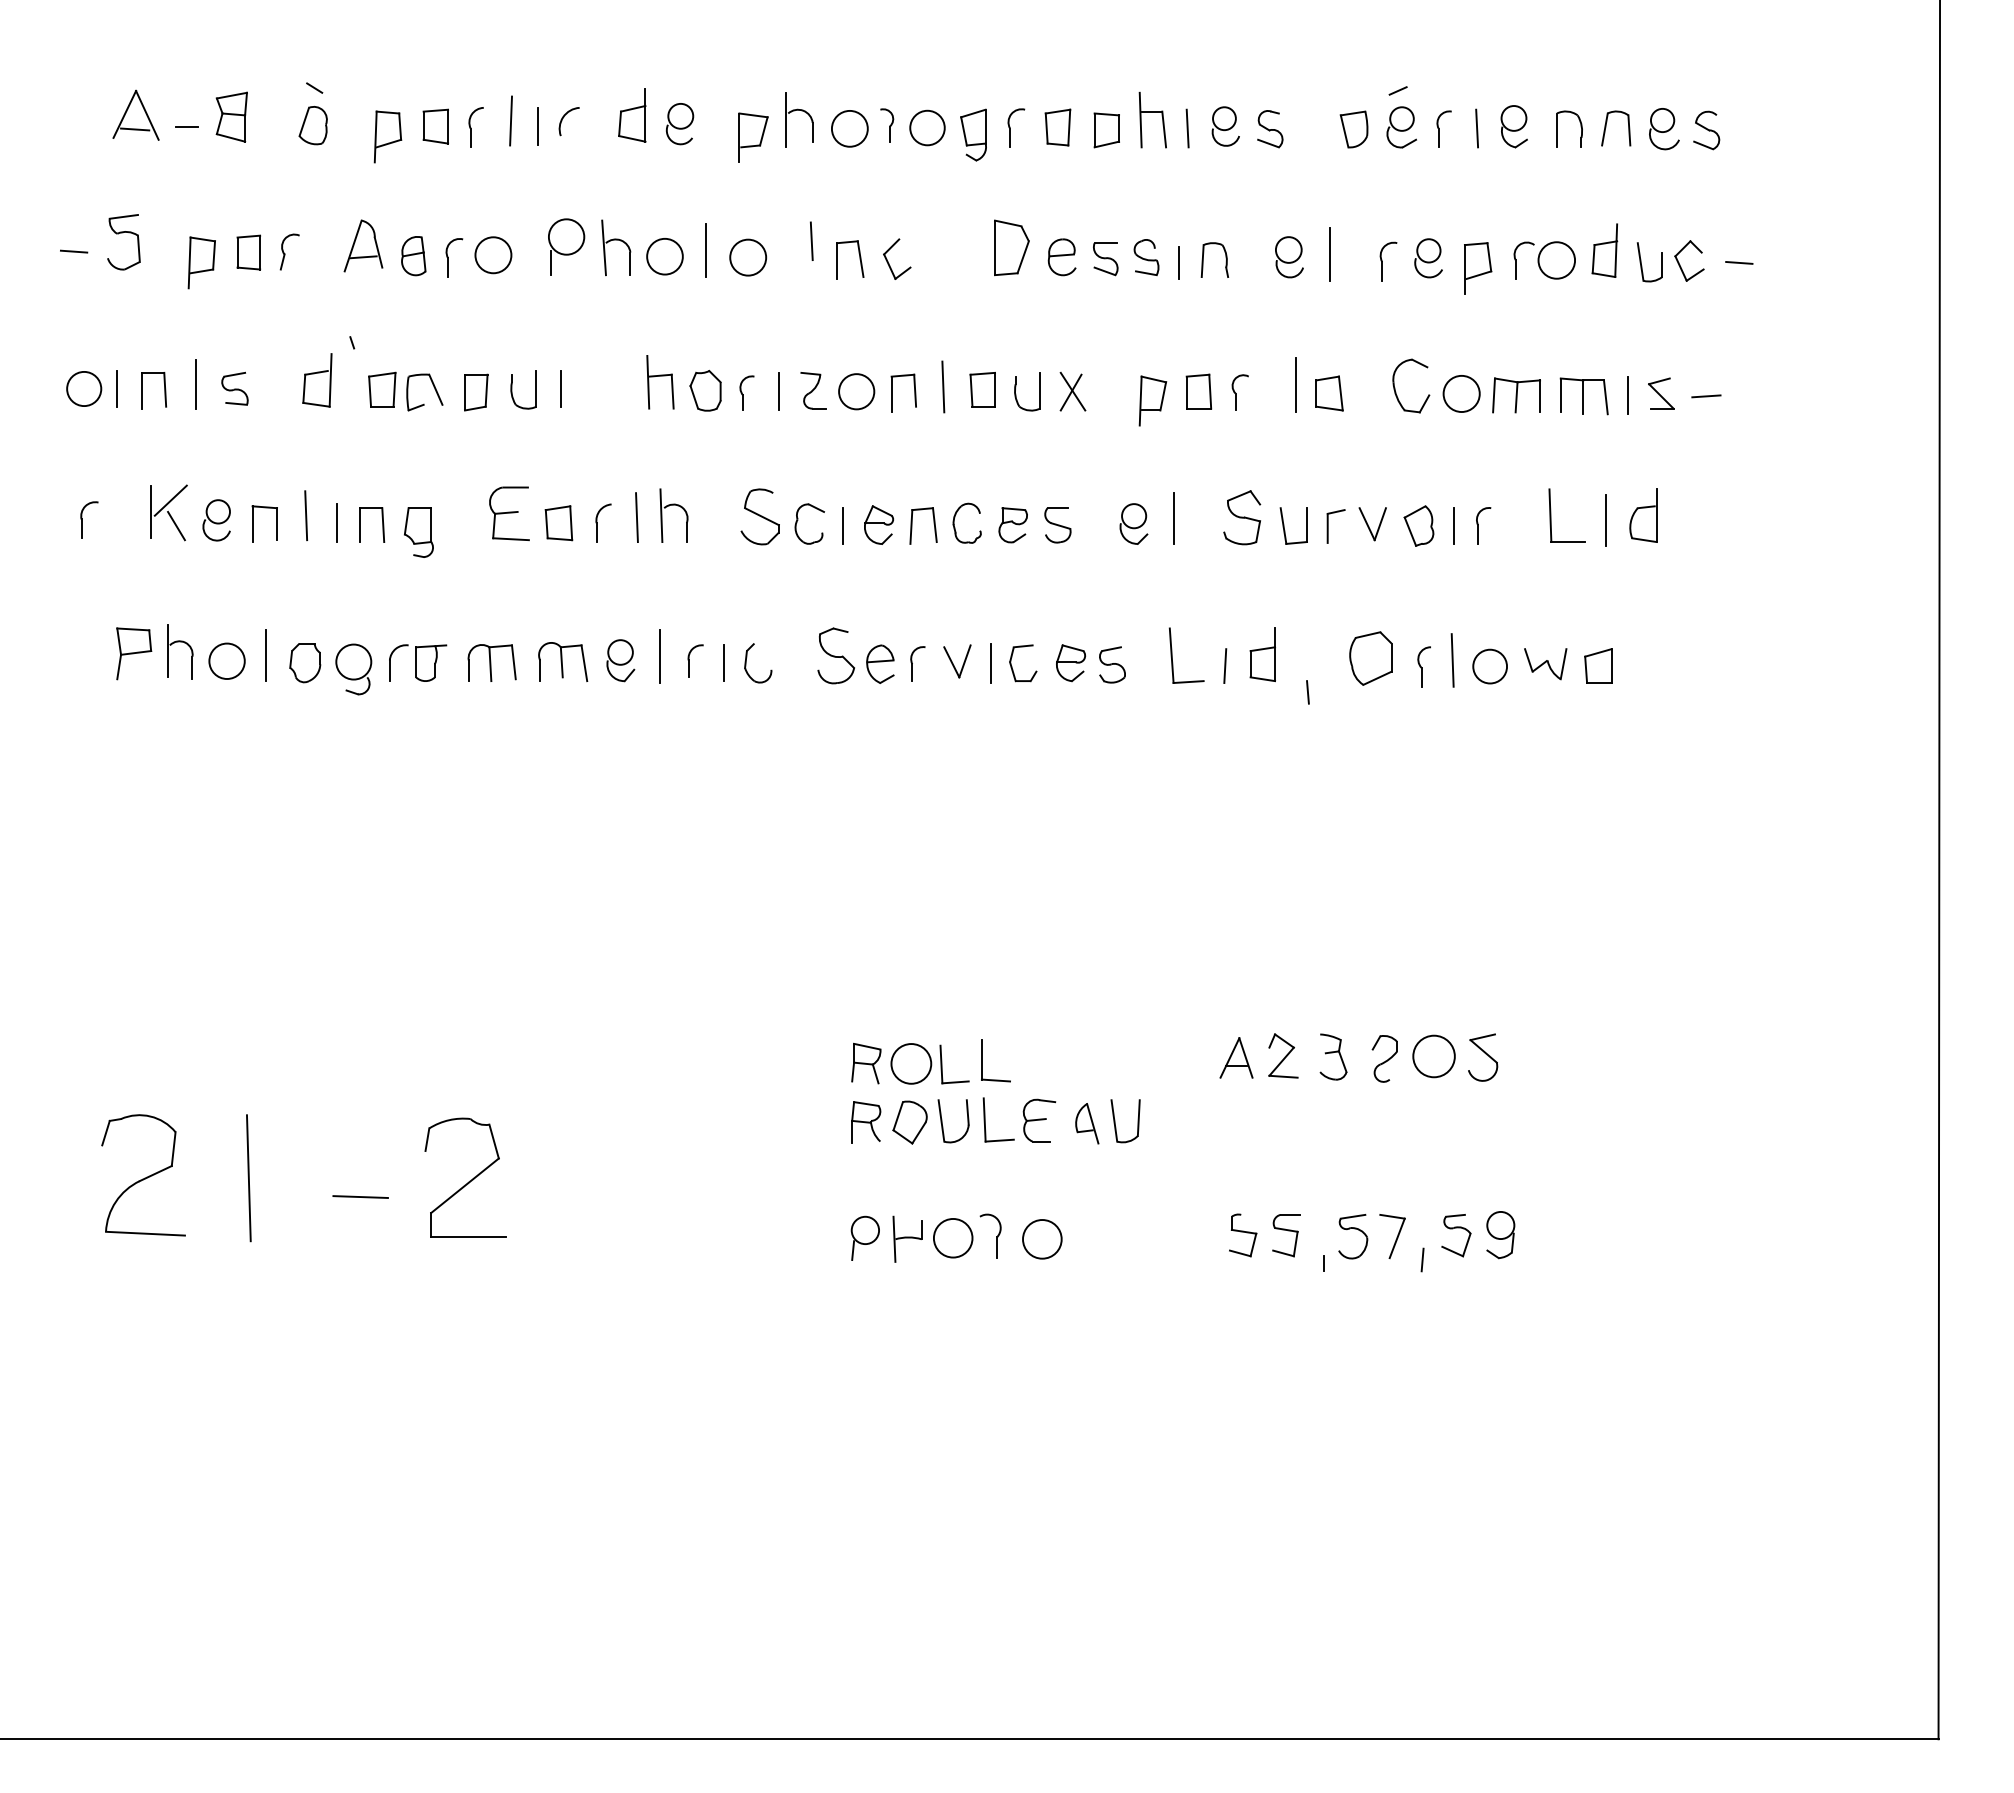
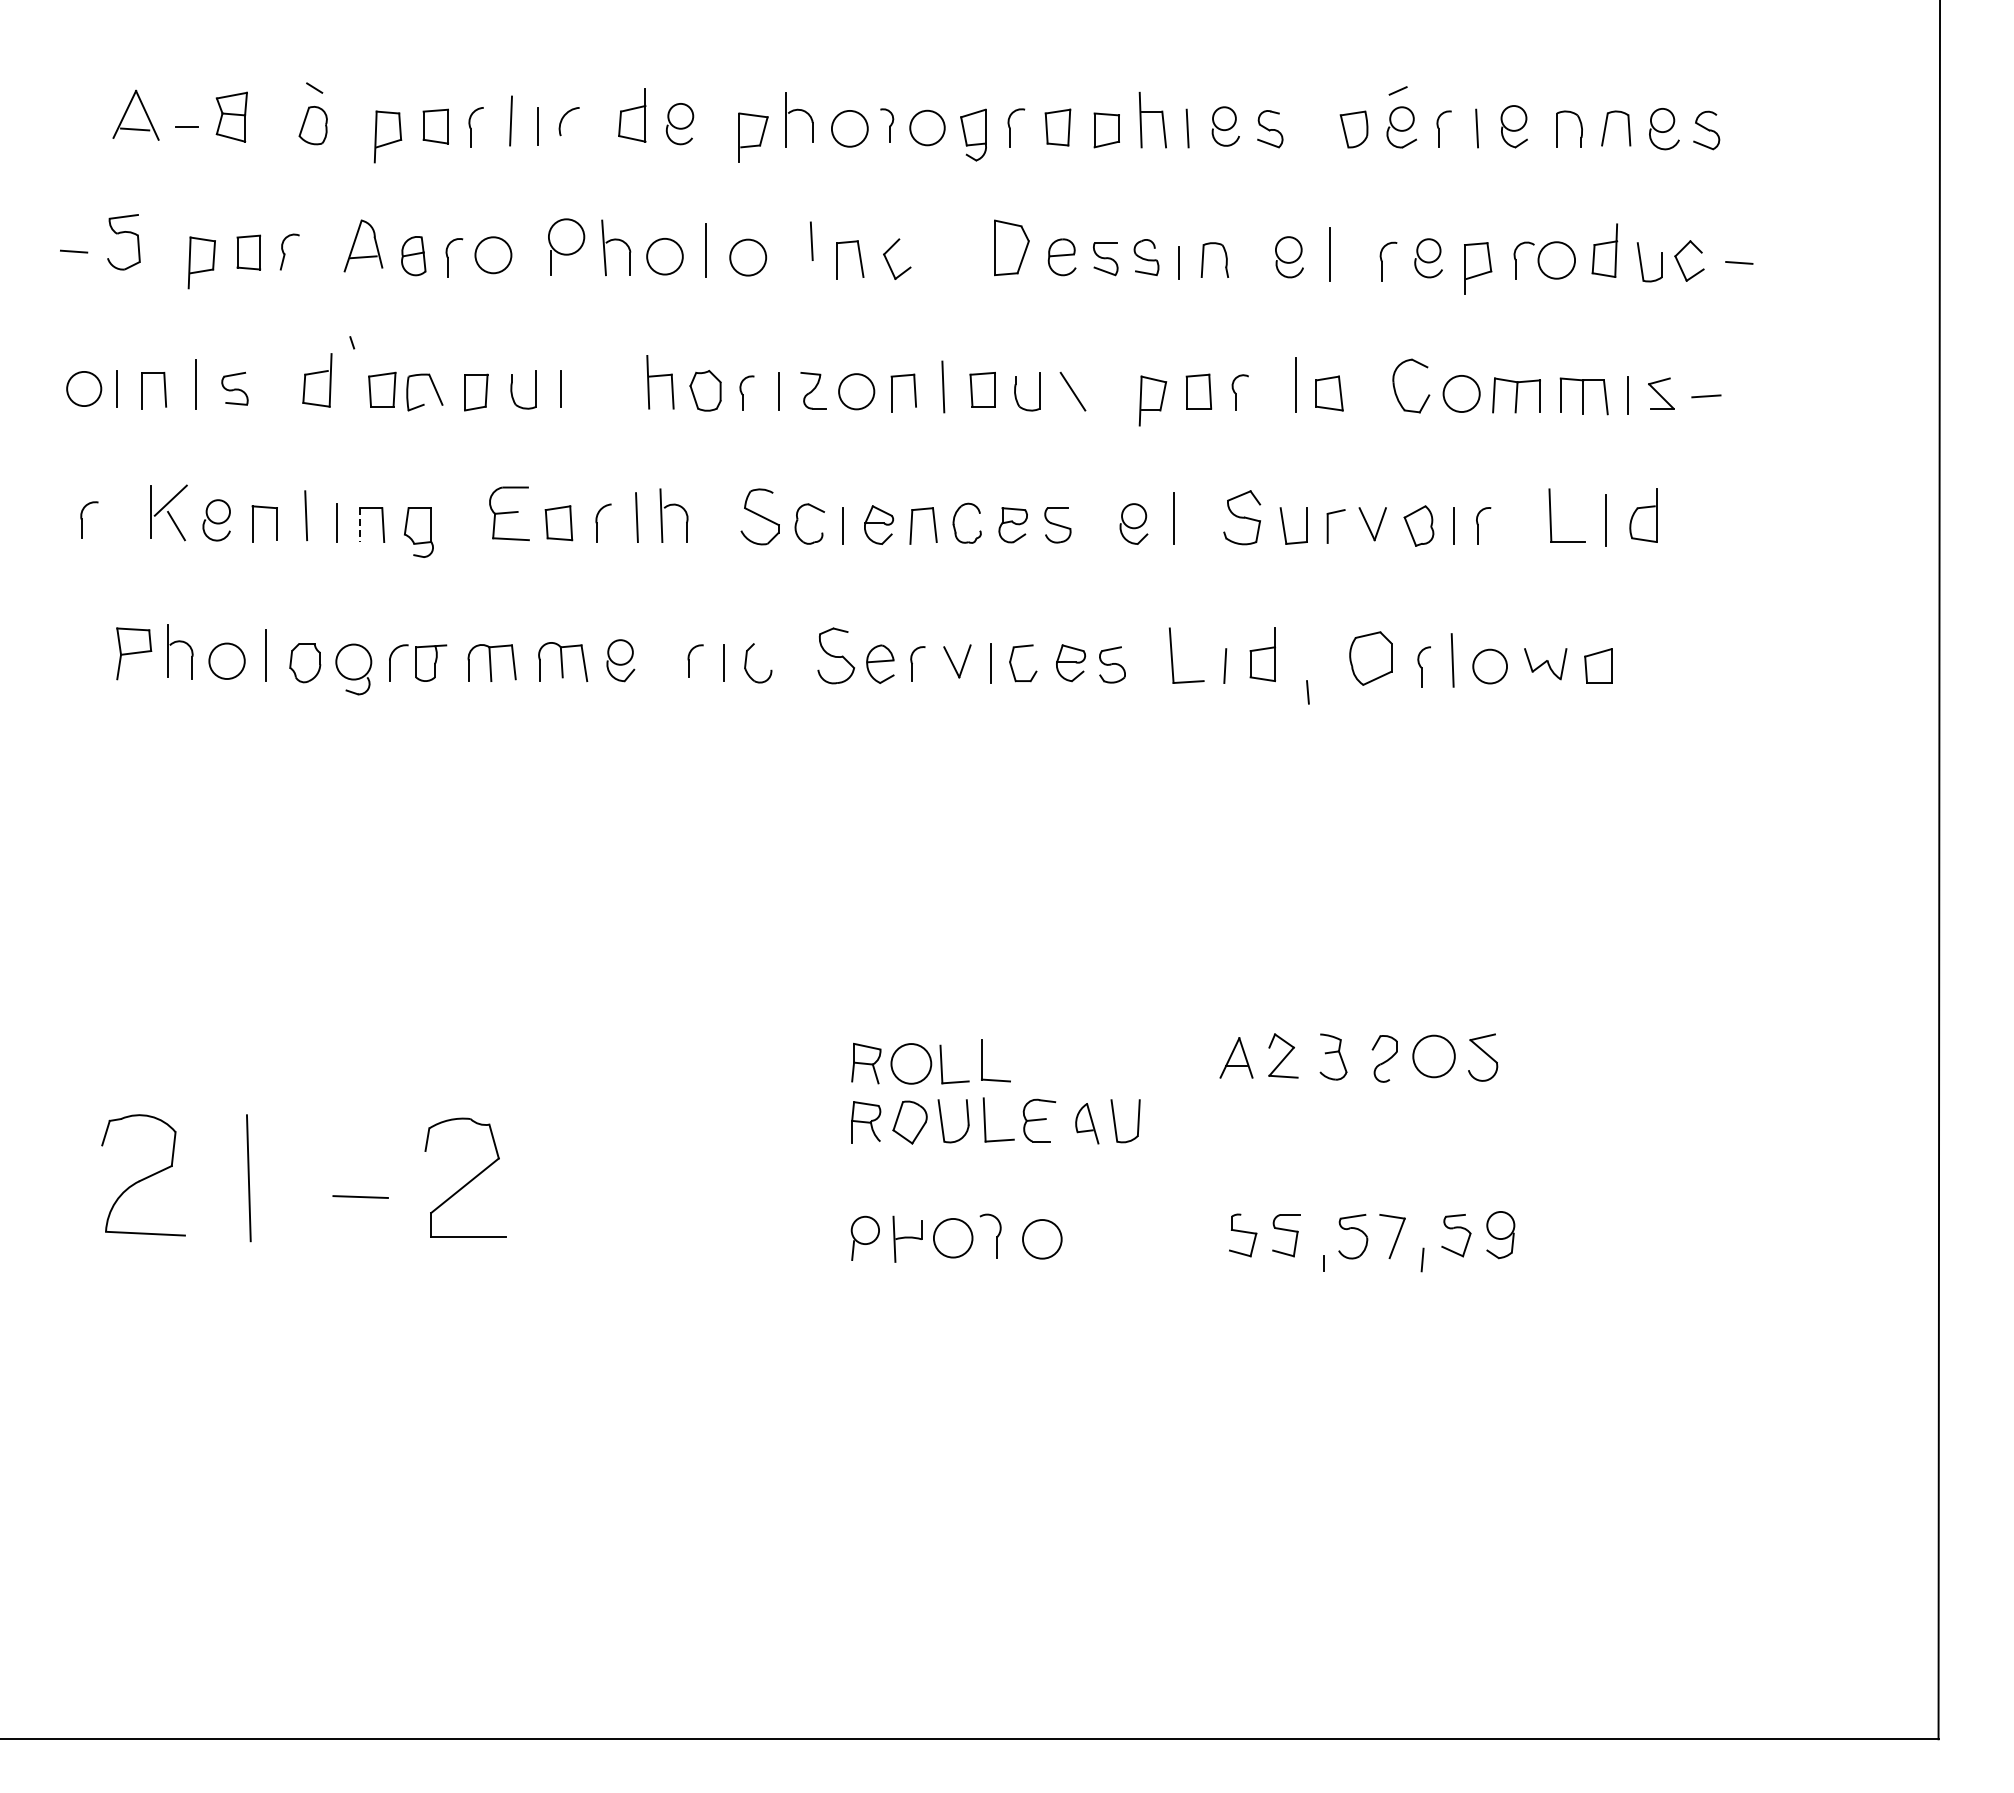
line: present -> none (1070, 392)
line: solid -> dashed (359, 525)
line: present -> none (660, 656)
